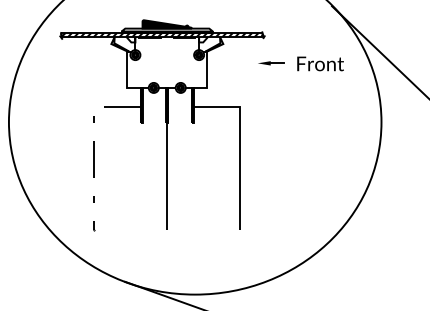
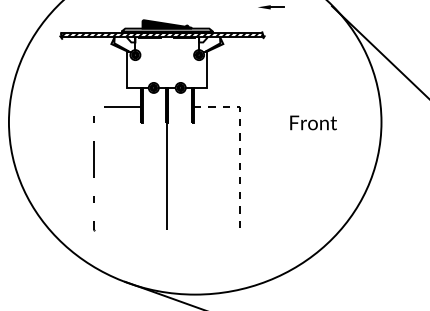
part position: (271, 63) -> (271, 7) (271, 7)
text position: (320, 63) -> (313, 122) (313, 122)
line: solid -> dashed (240, 144)
